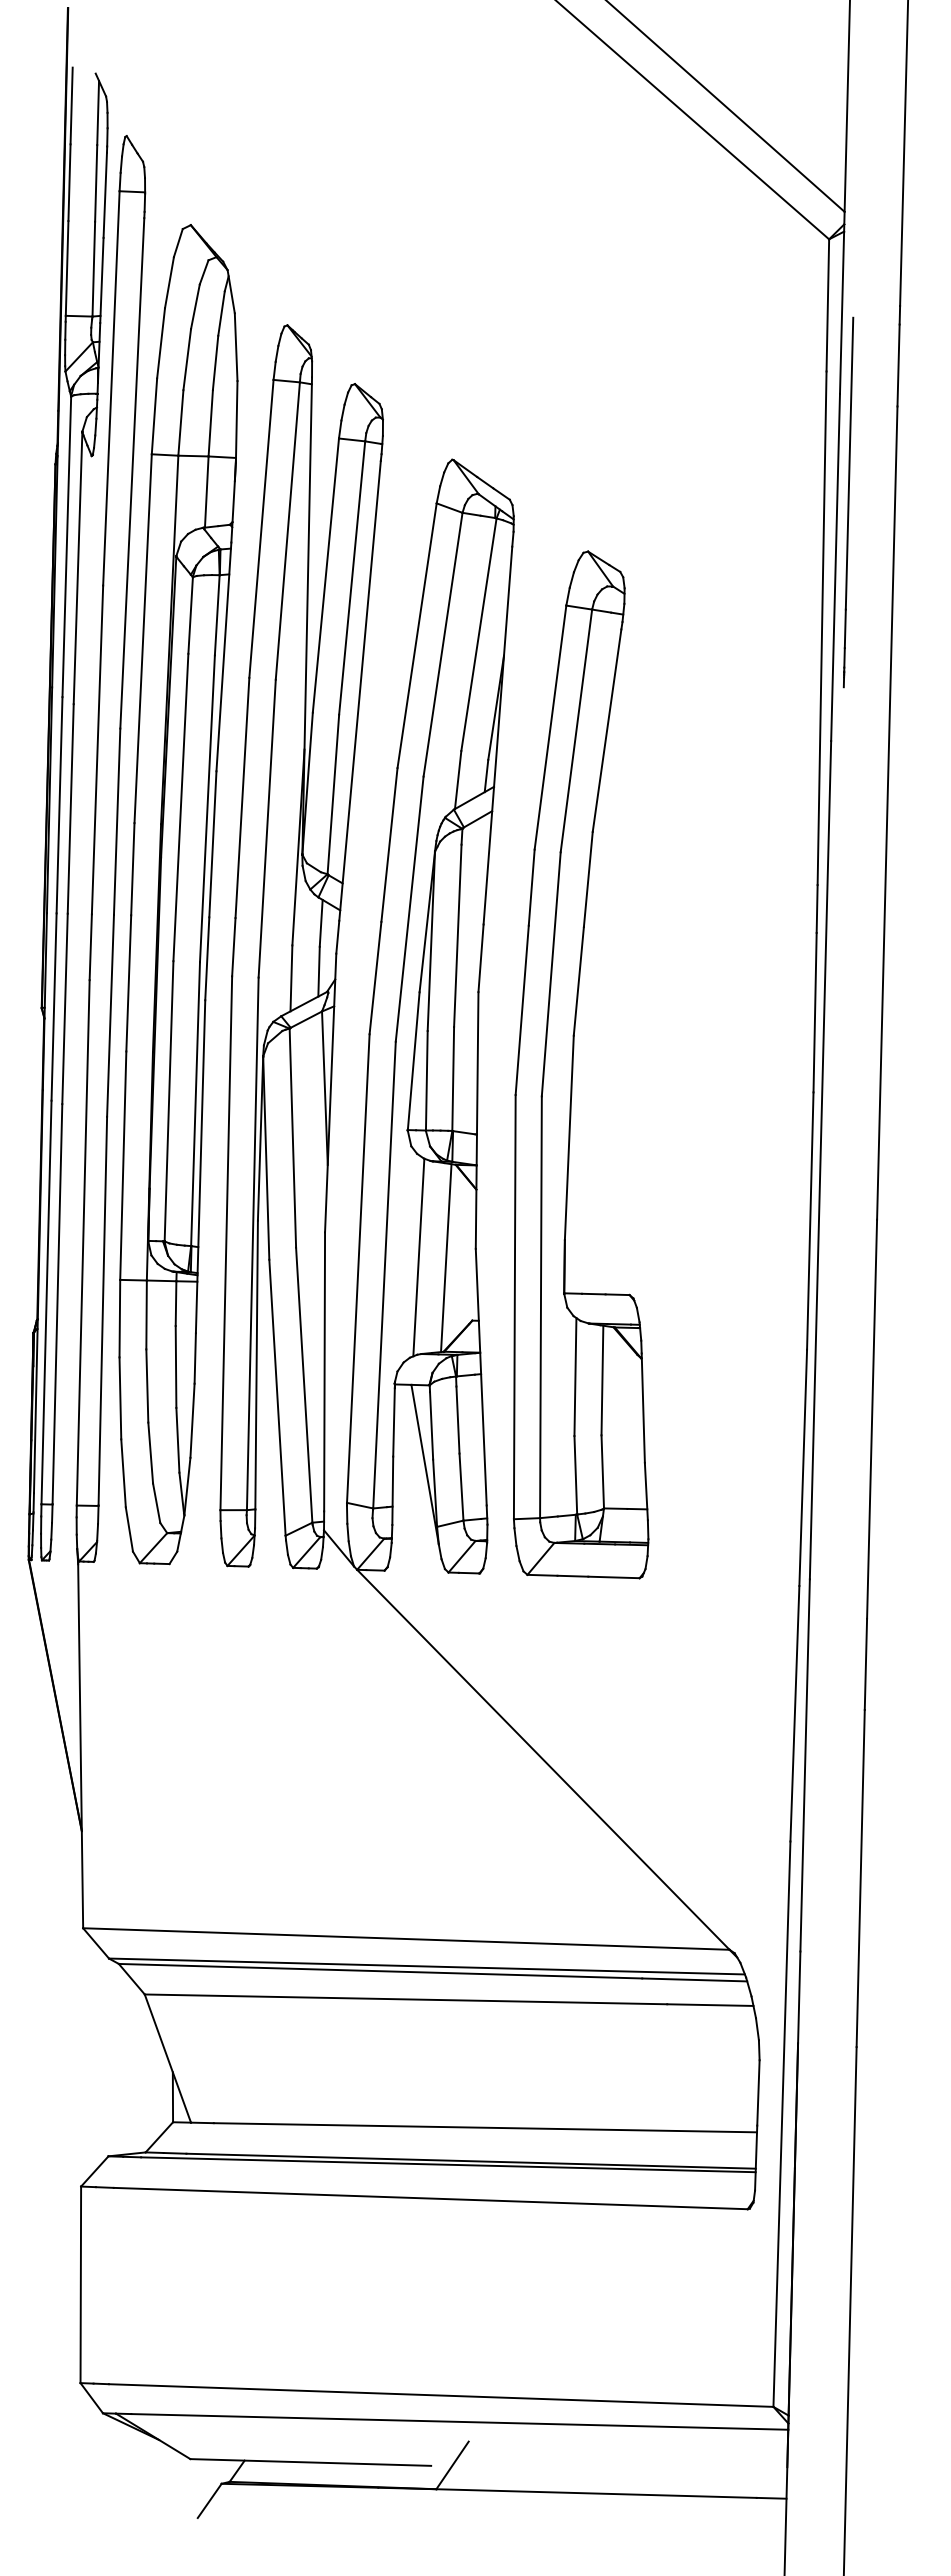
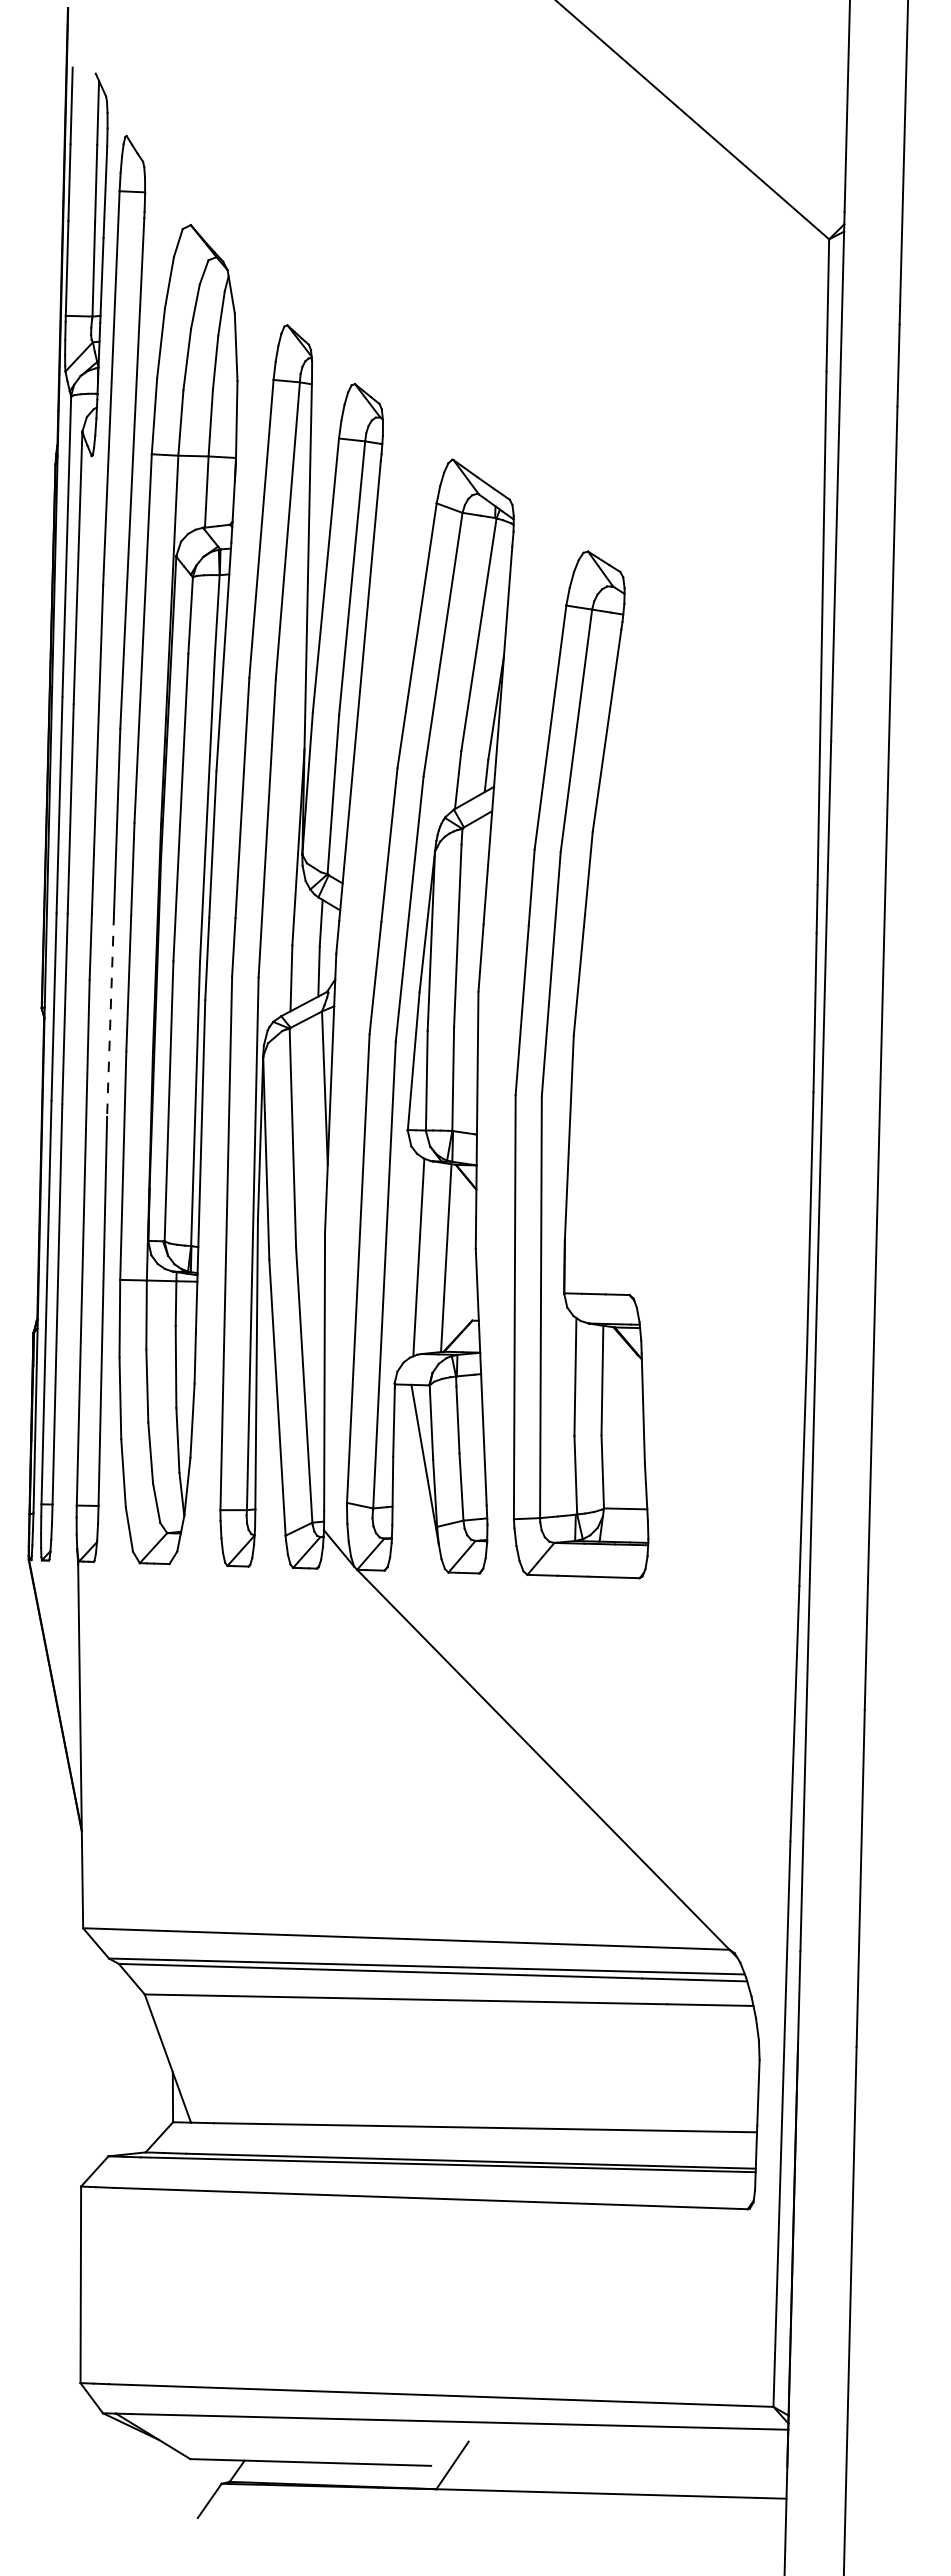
line: present -> none (725, 106)
line: present -> none (848, 502)
line: solid -> dashed (110, 1016)
